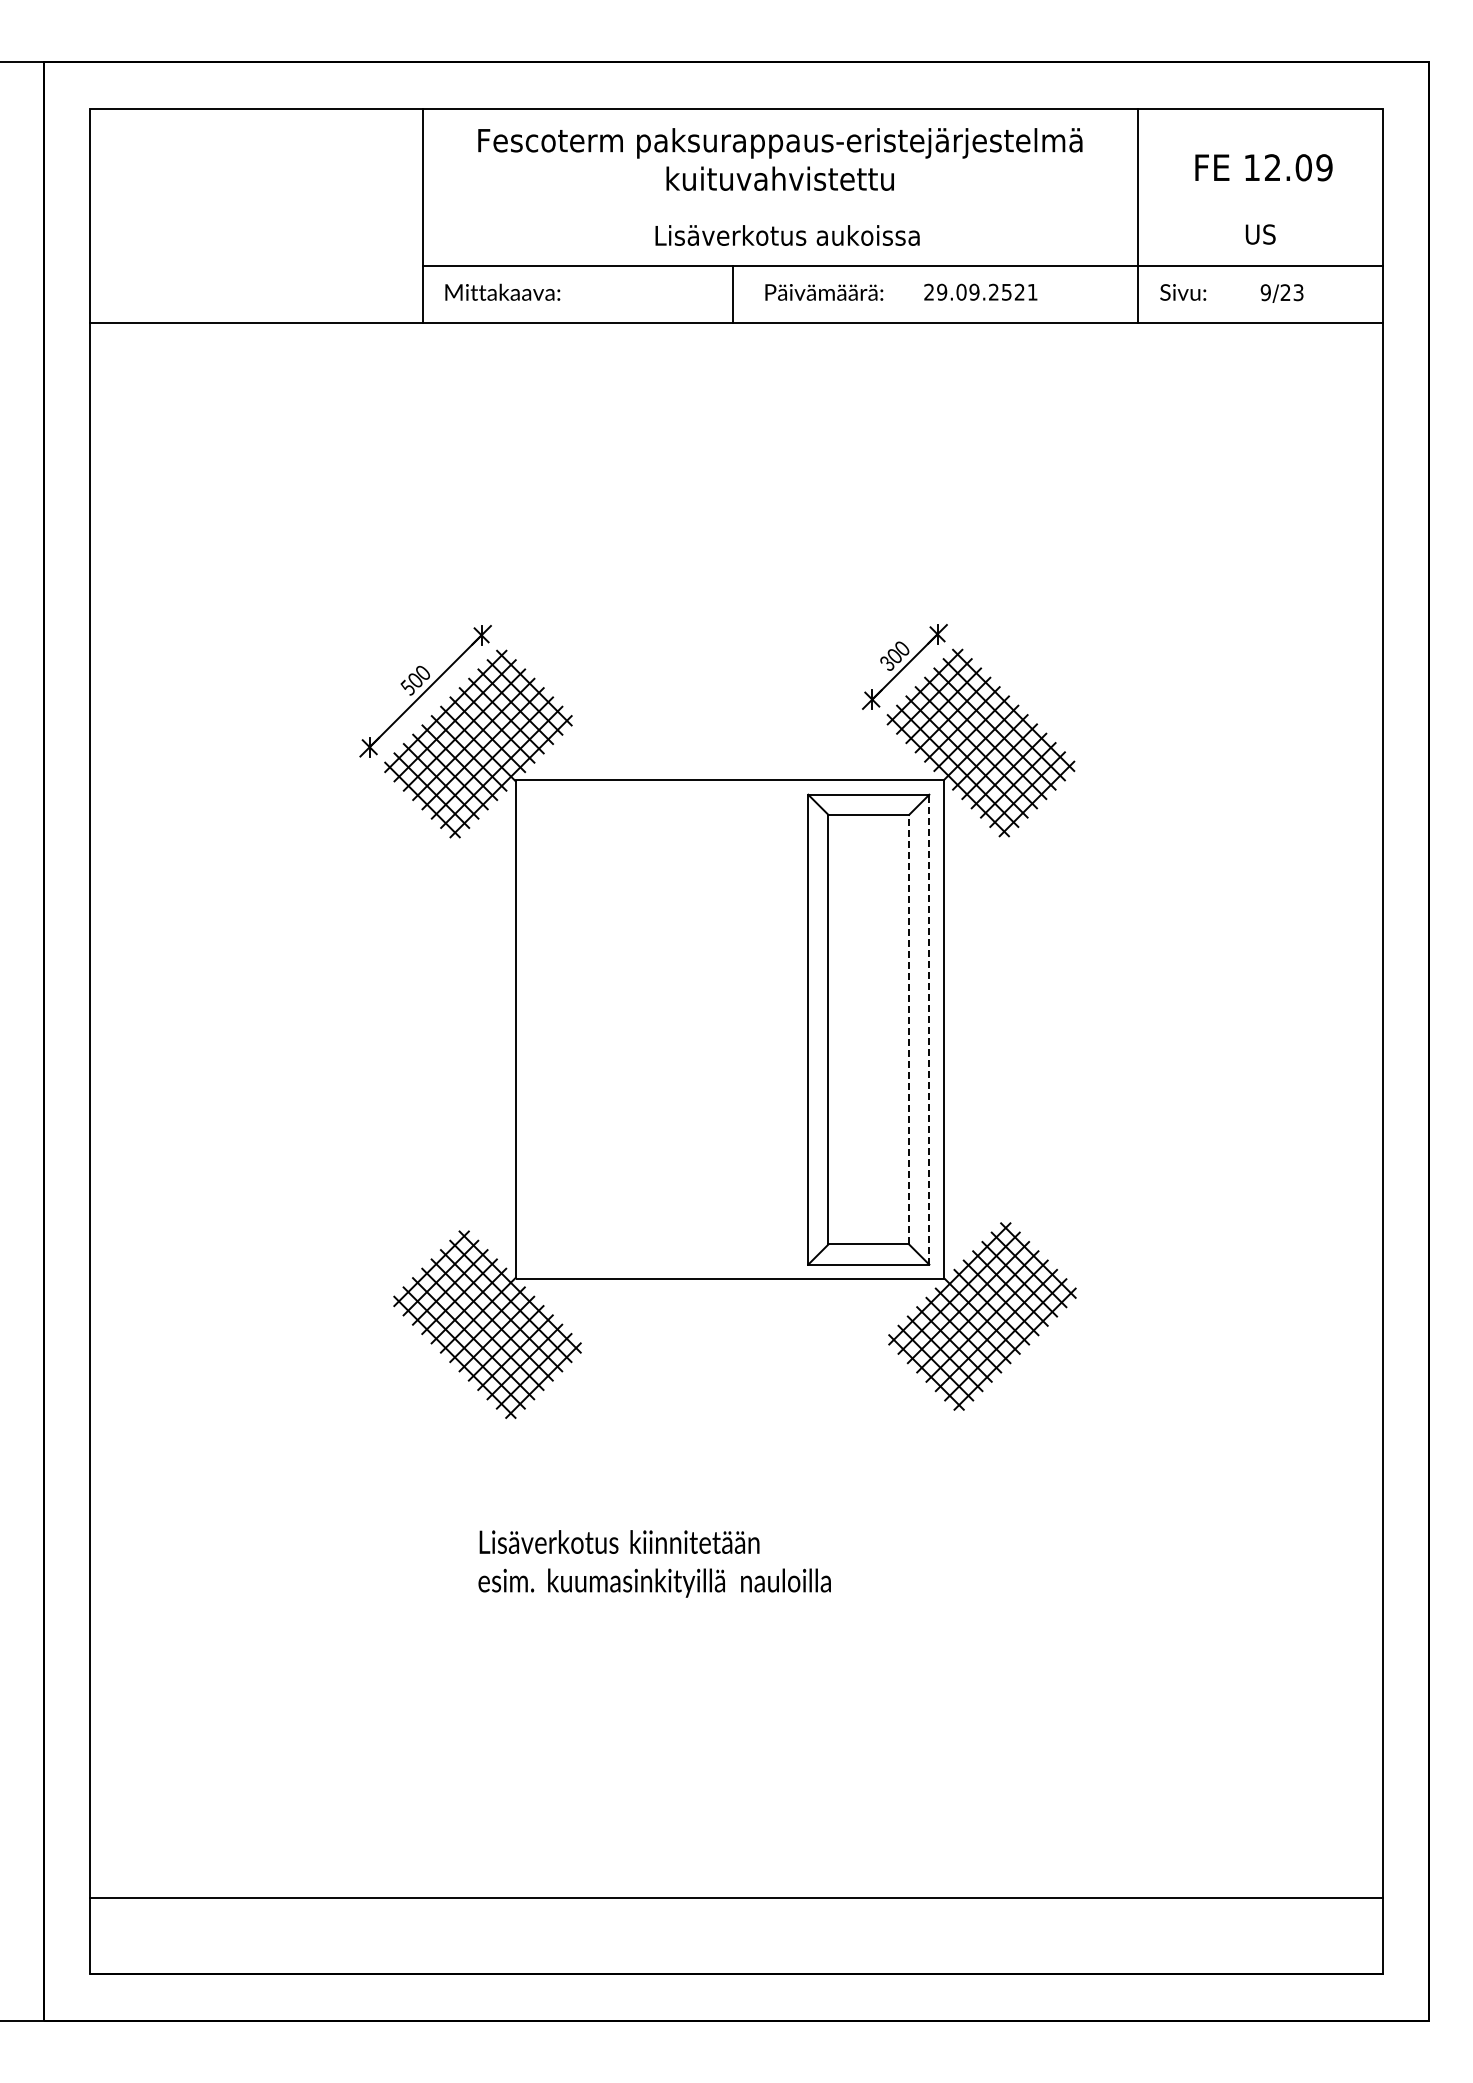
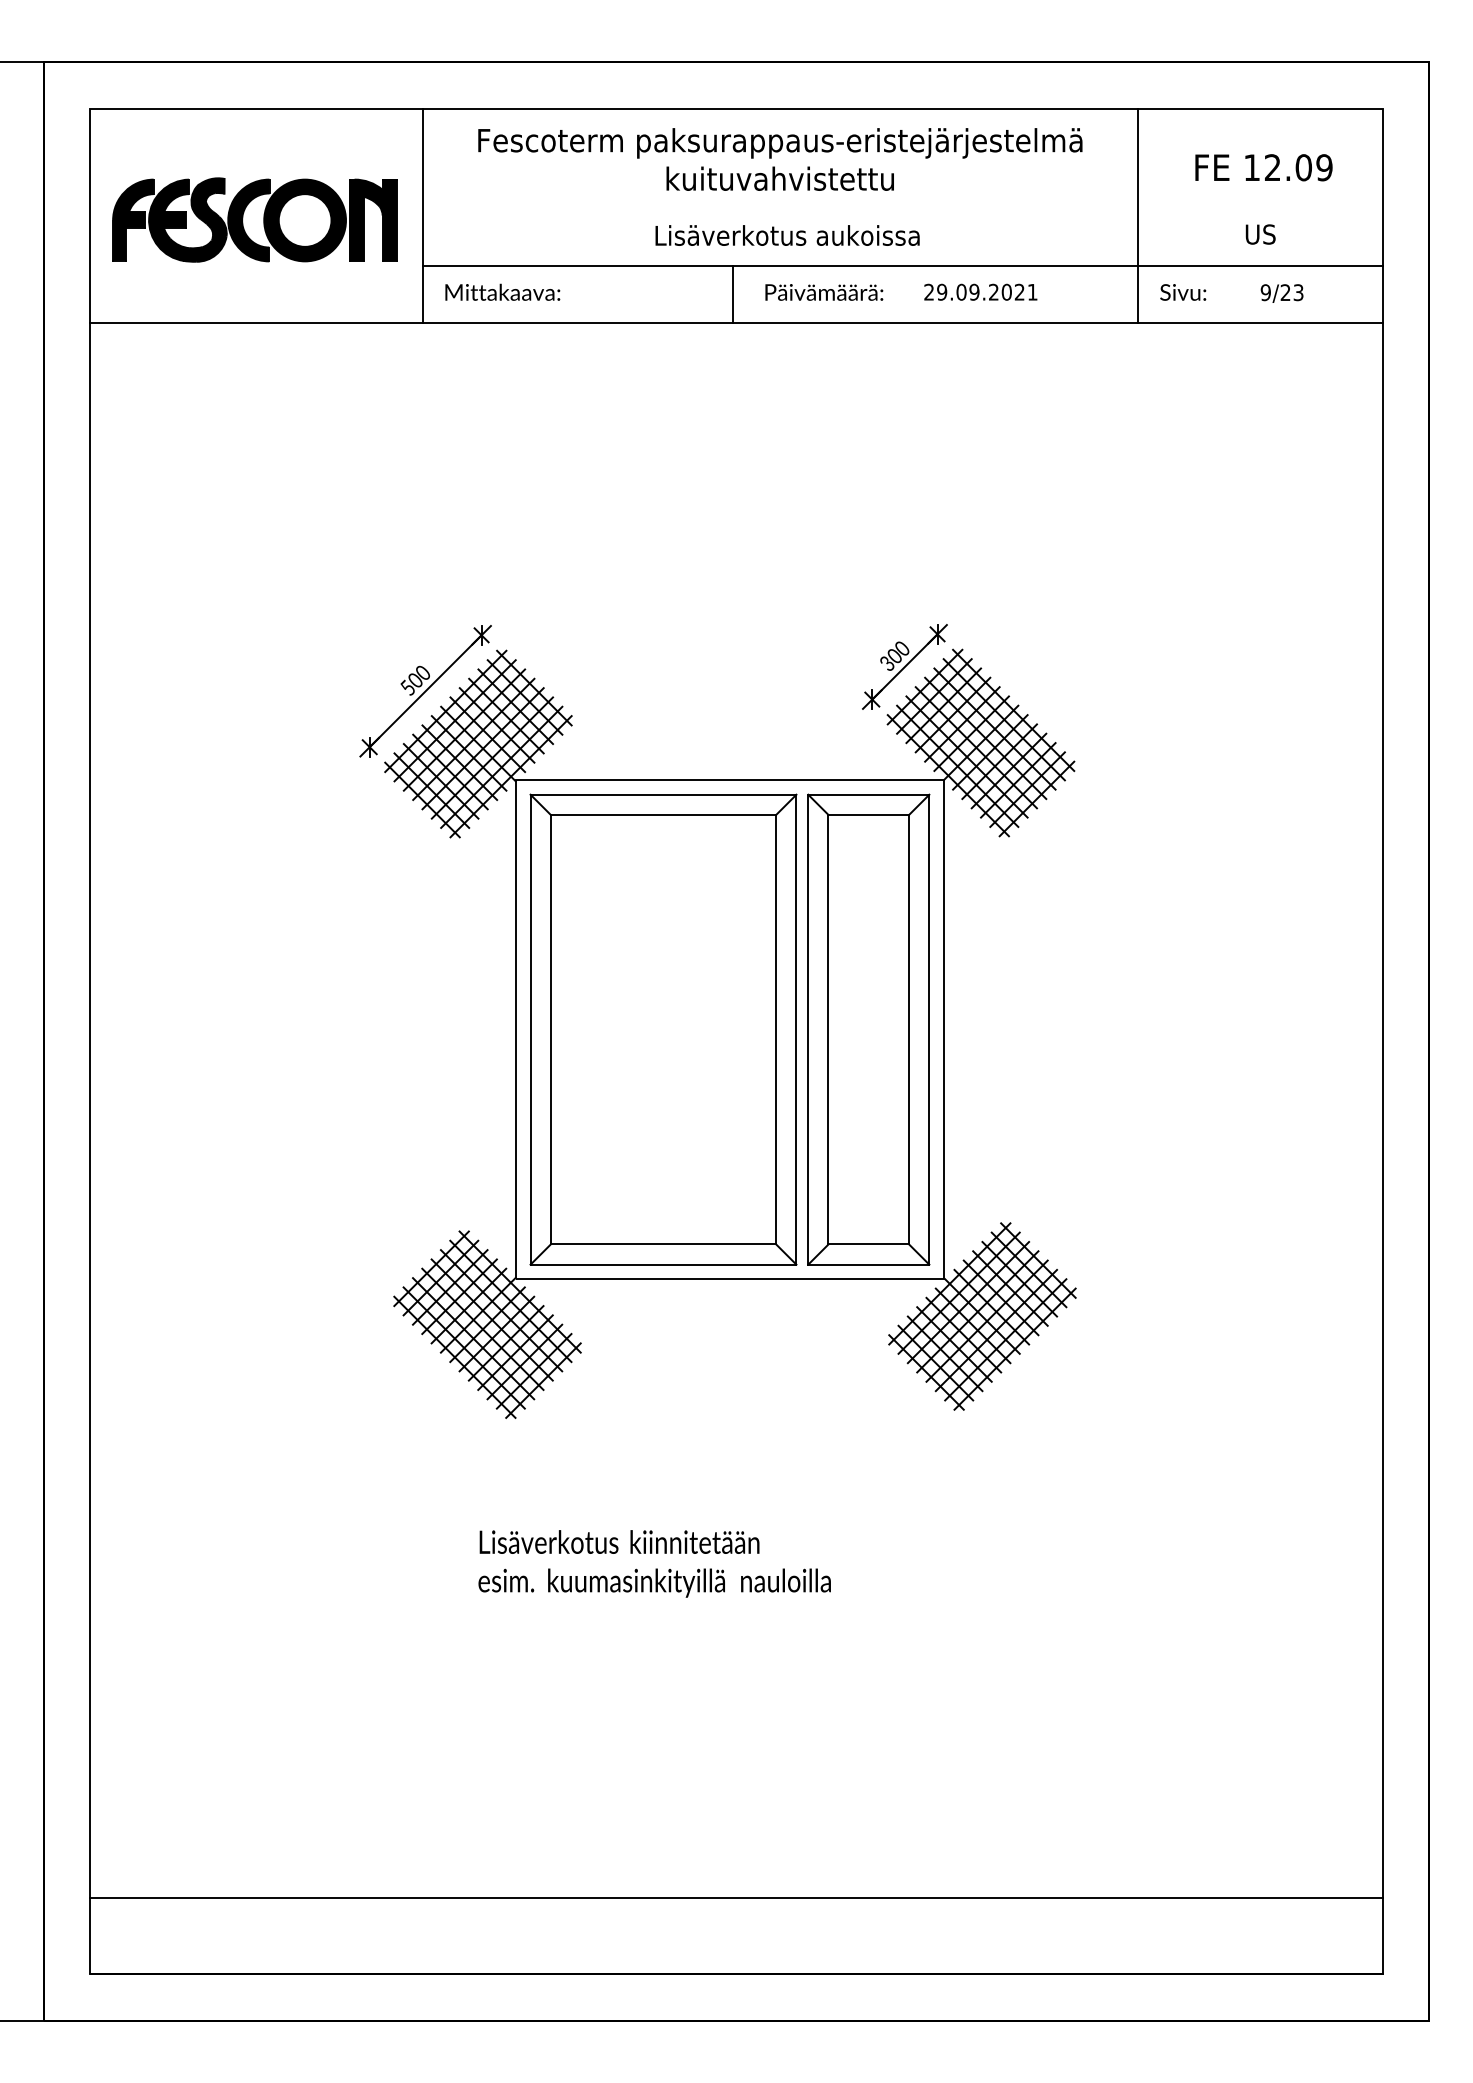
part: none -> present (263, 219)
text: 29.09.2521 -> 29.09.2021 (1006, 291)
part: none -> present (663, 1029)
line: dashed -> solid (909, 1029)
line: dashed -> solid (929, 1029)
